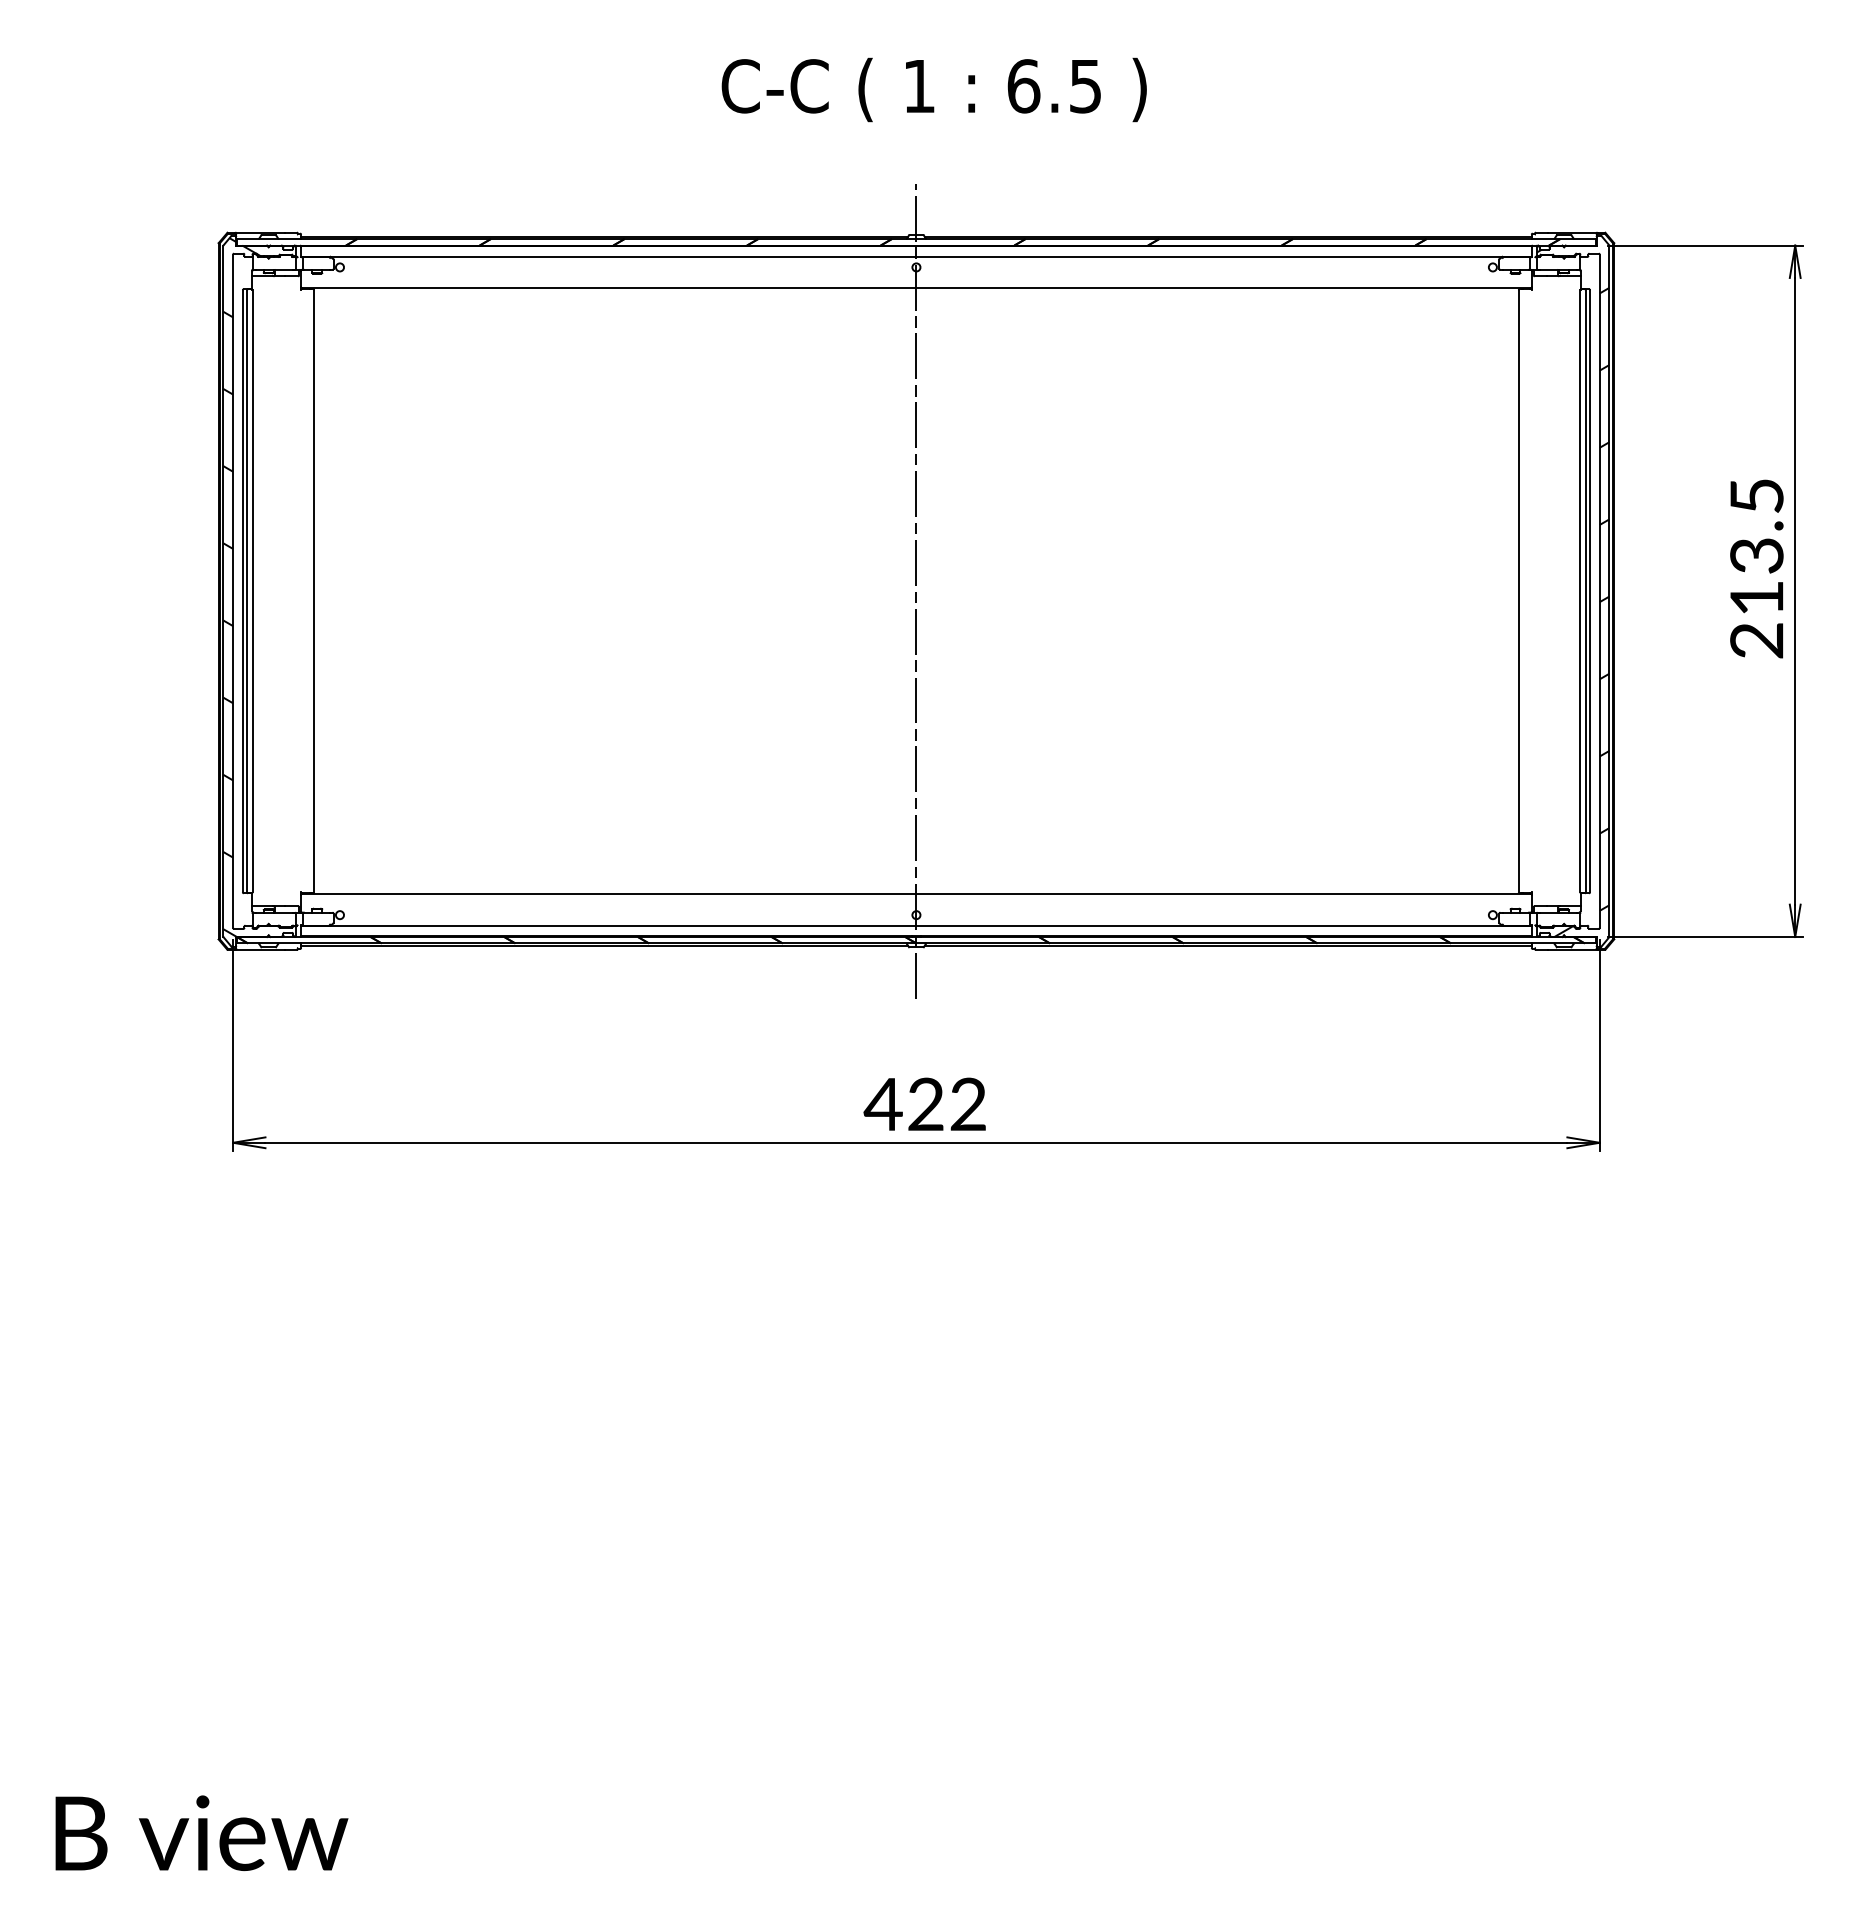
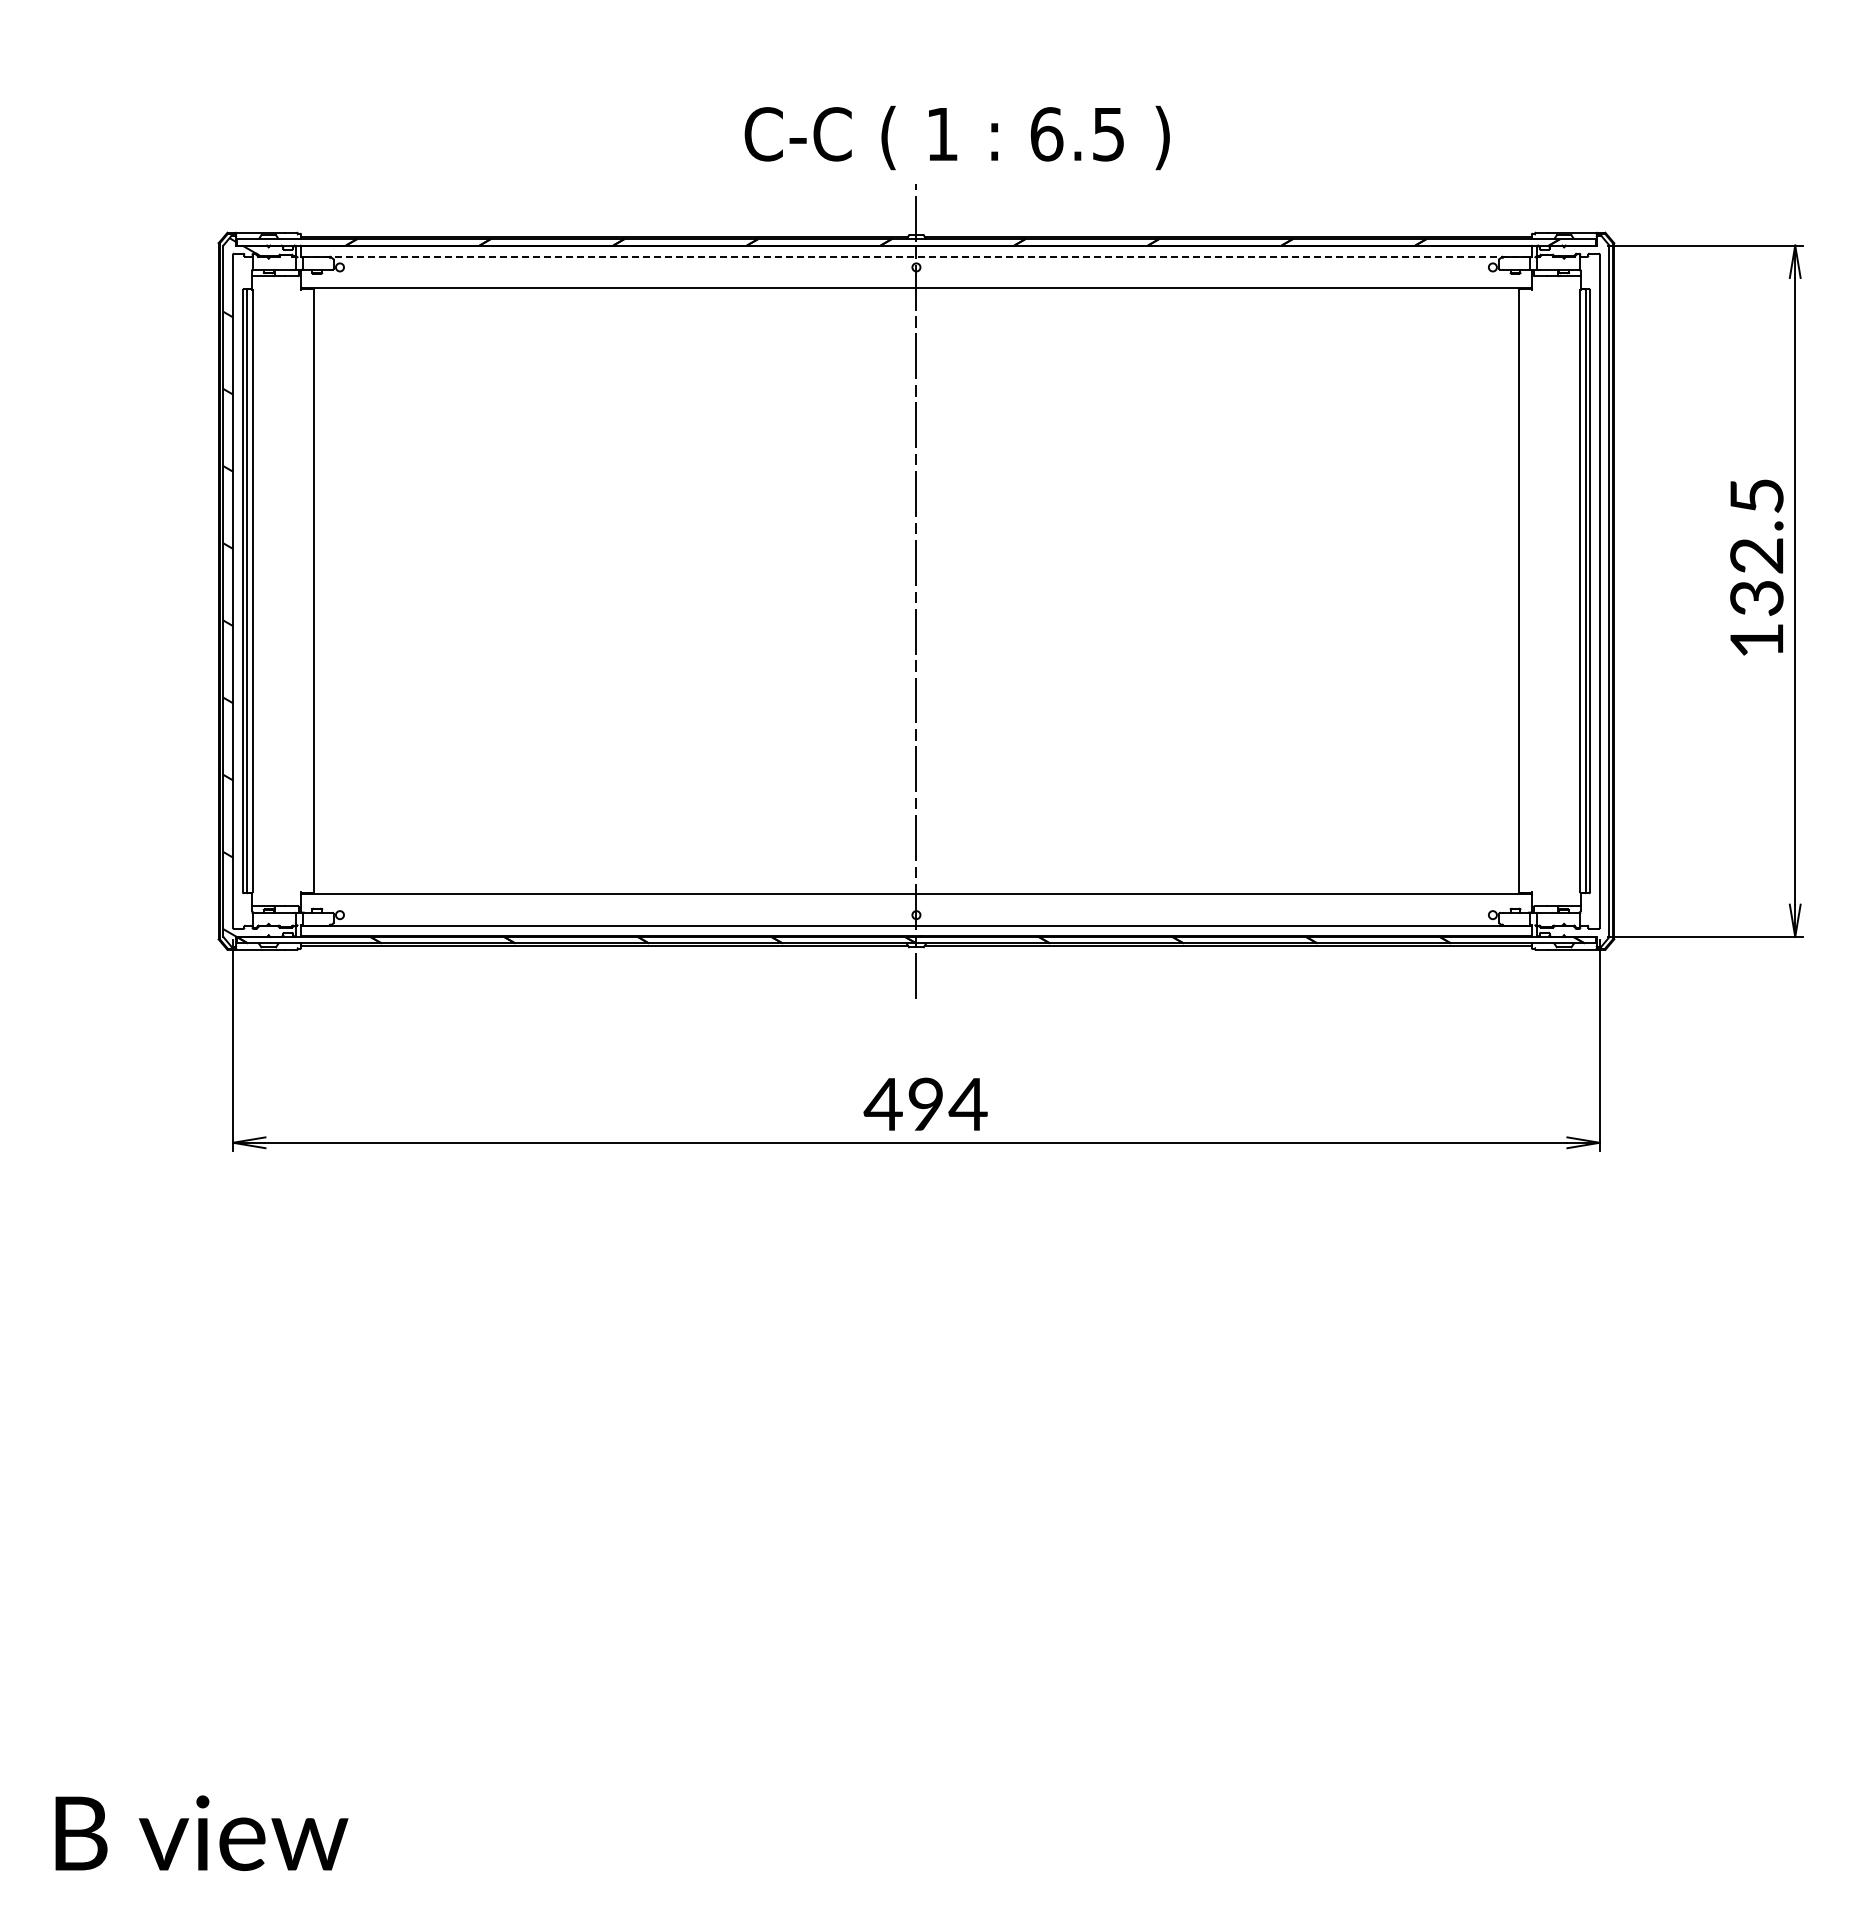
text position: (933, 89) -> (956, 137) (956, 137)
line: solid -> dashed (916, 256)
hatch: present -> none (1572, 593)
text: 213.5 -> 132.5 (1756, 598)
text: 422 -> 494 (947, 1103)
